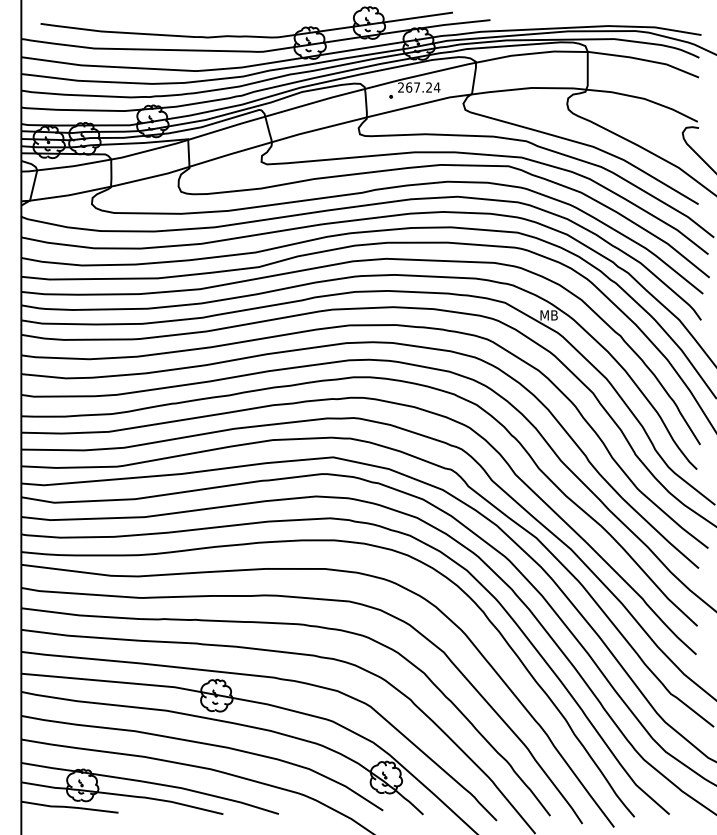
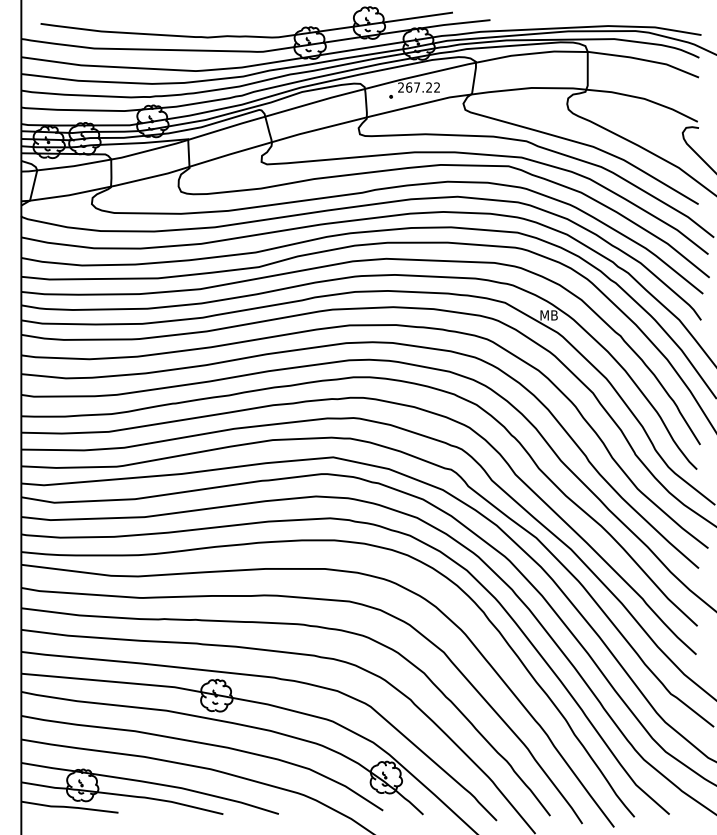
text: 267.24 -> 267.22 (436, 87)
